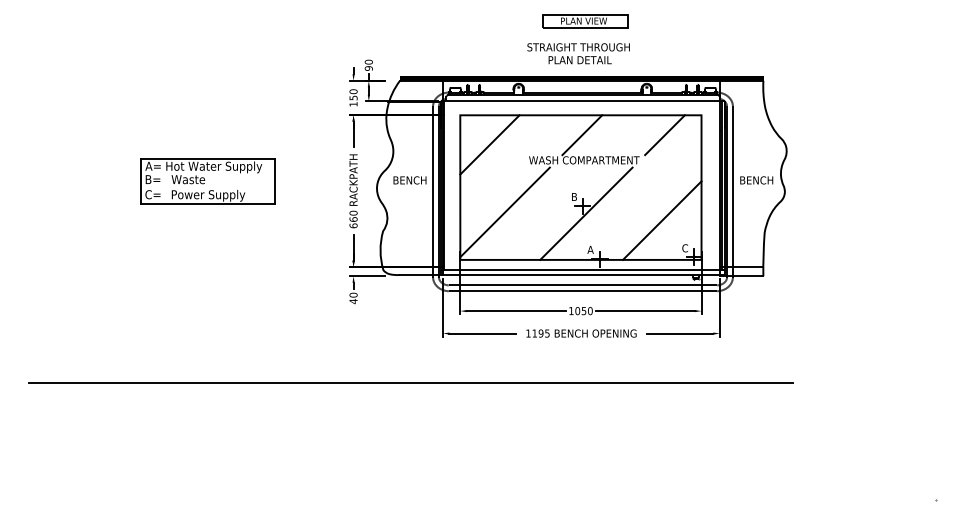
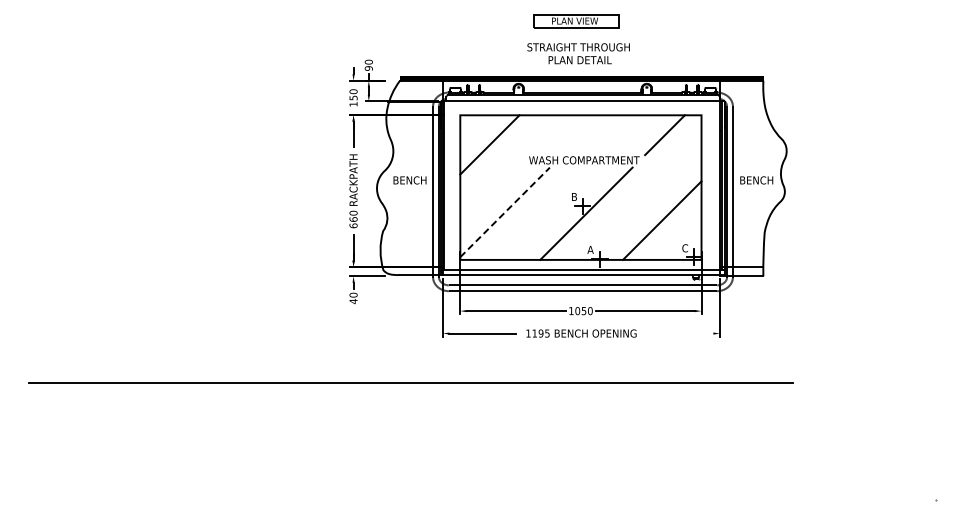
part position: (585, 21) -> (576, 21) (576, 21)
line: present -> none (582, 135)
part: present -> none (207, 181)
line: solid -> dashed (505, 212)
line: present -> none (679, 333)
